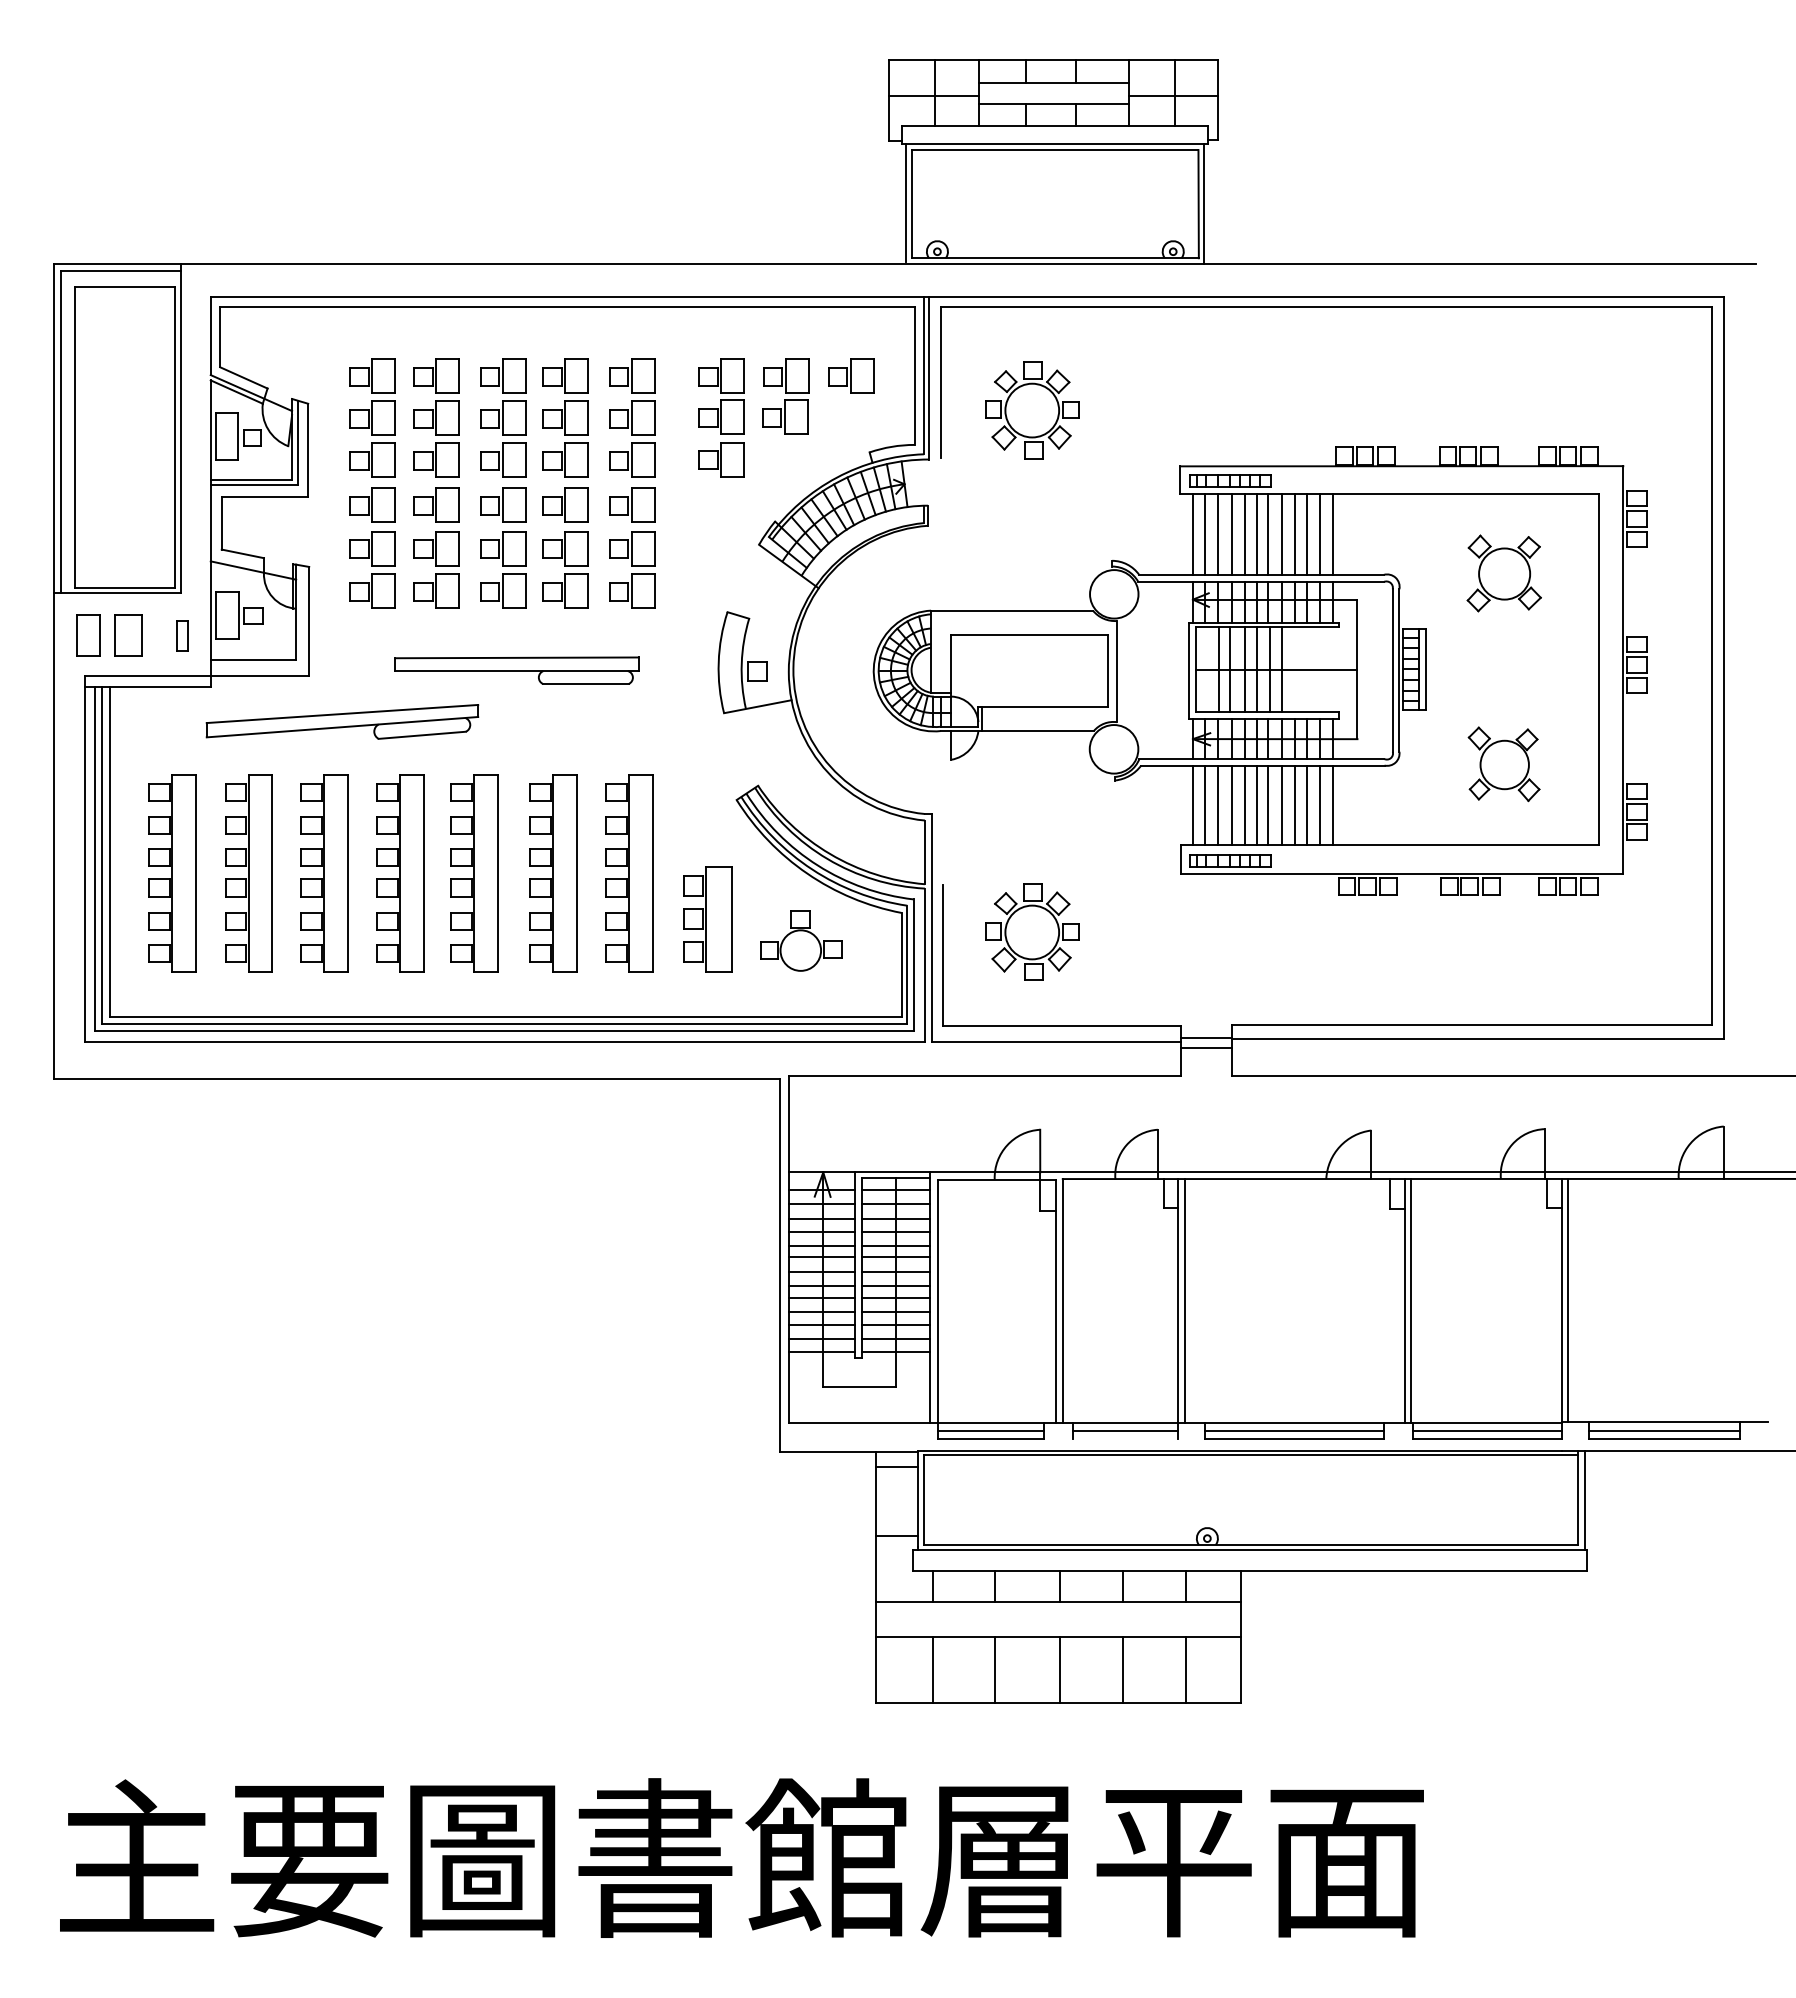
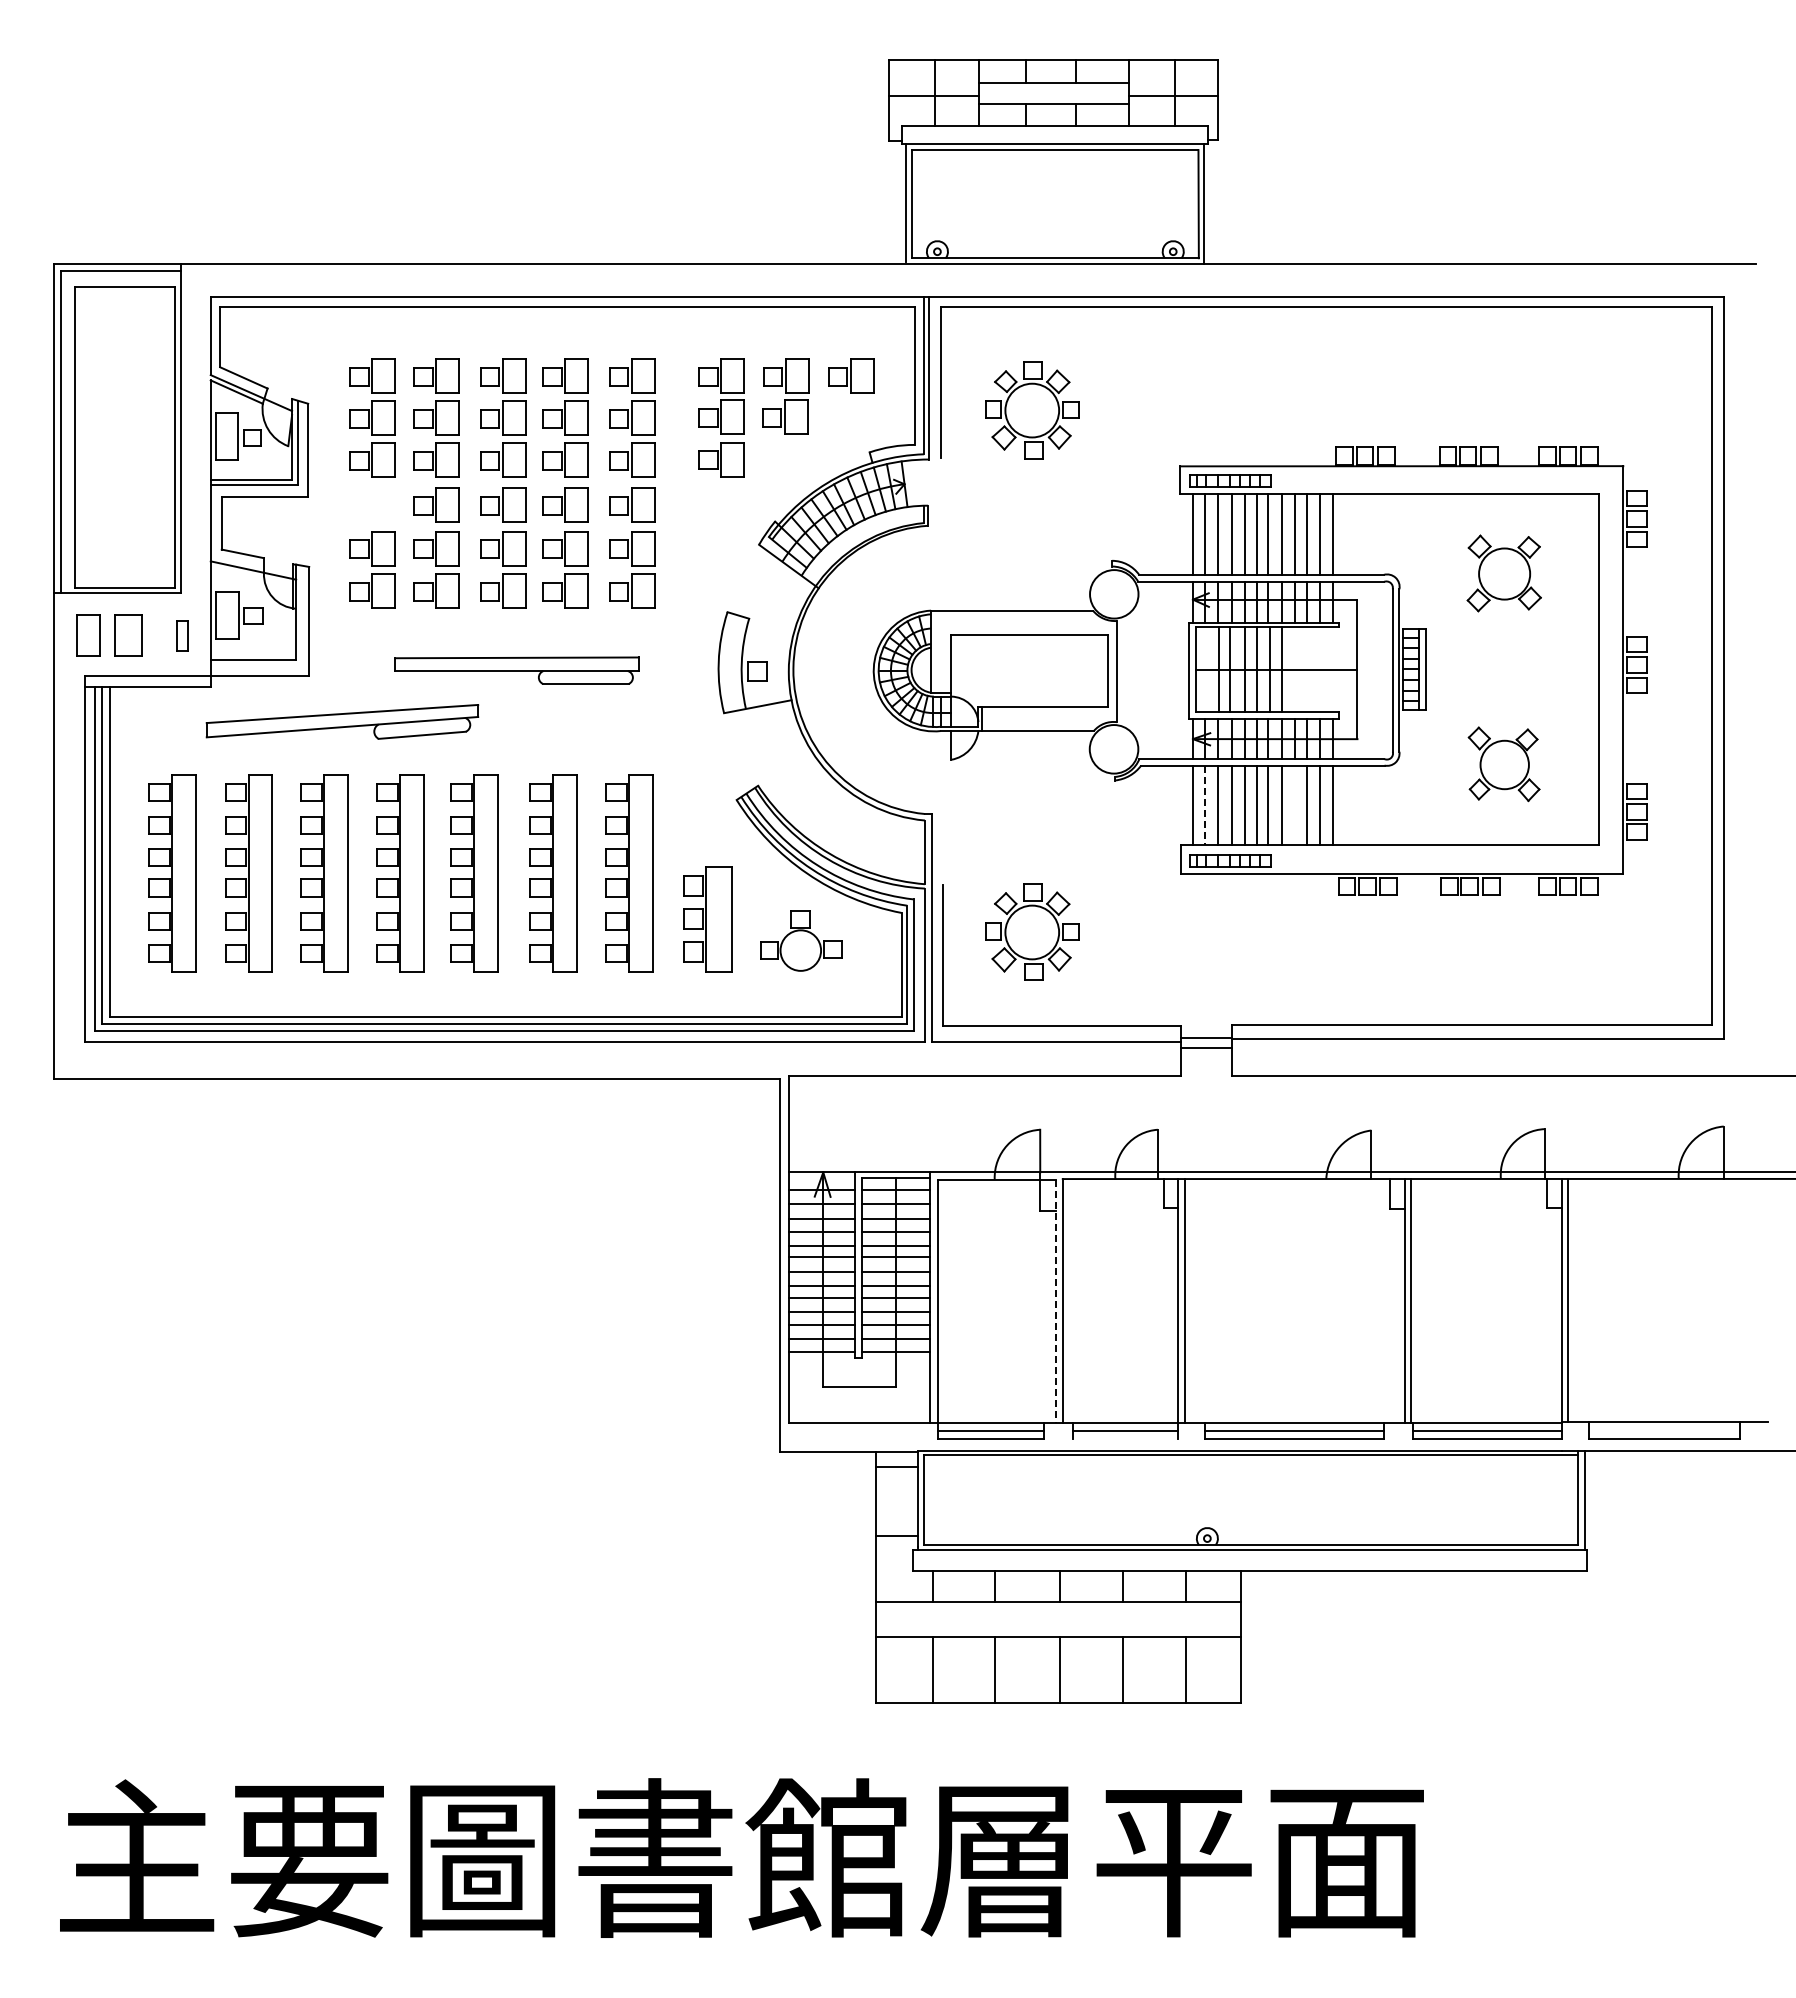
part: present -> none (372, 504)
line: solid -> dashed (1205, 805)
line: present -> none (1294, 805)
line: solid -> dashed (1056, 1301)
line: present -> none (1664, 1430)
